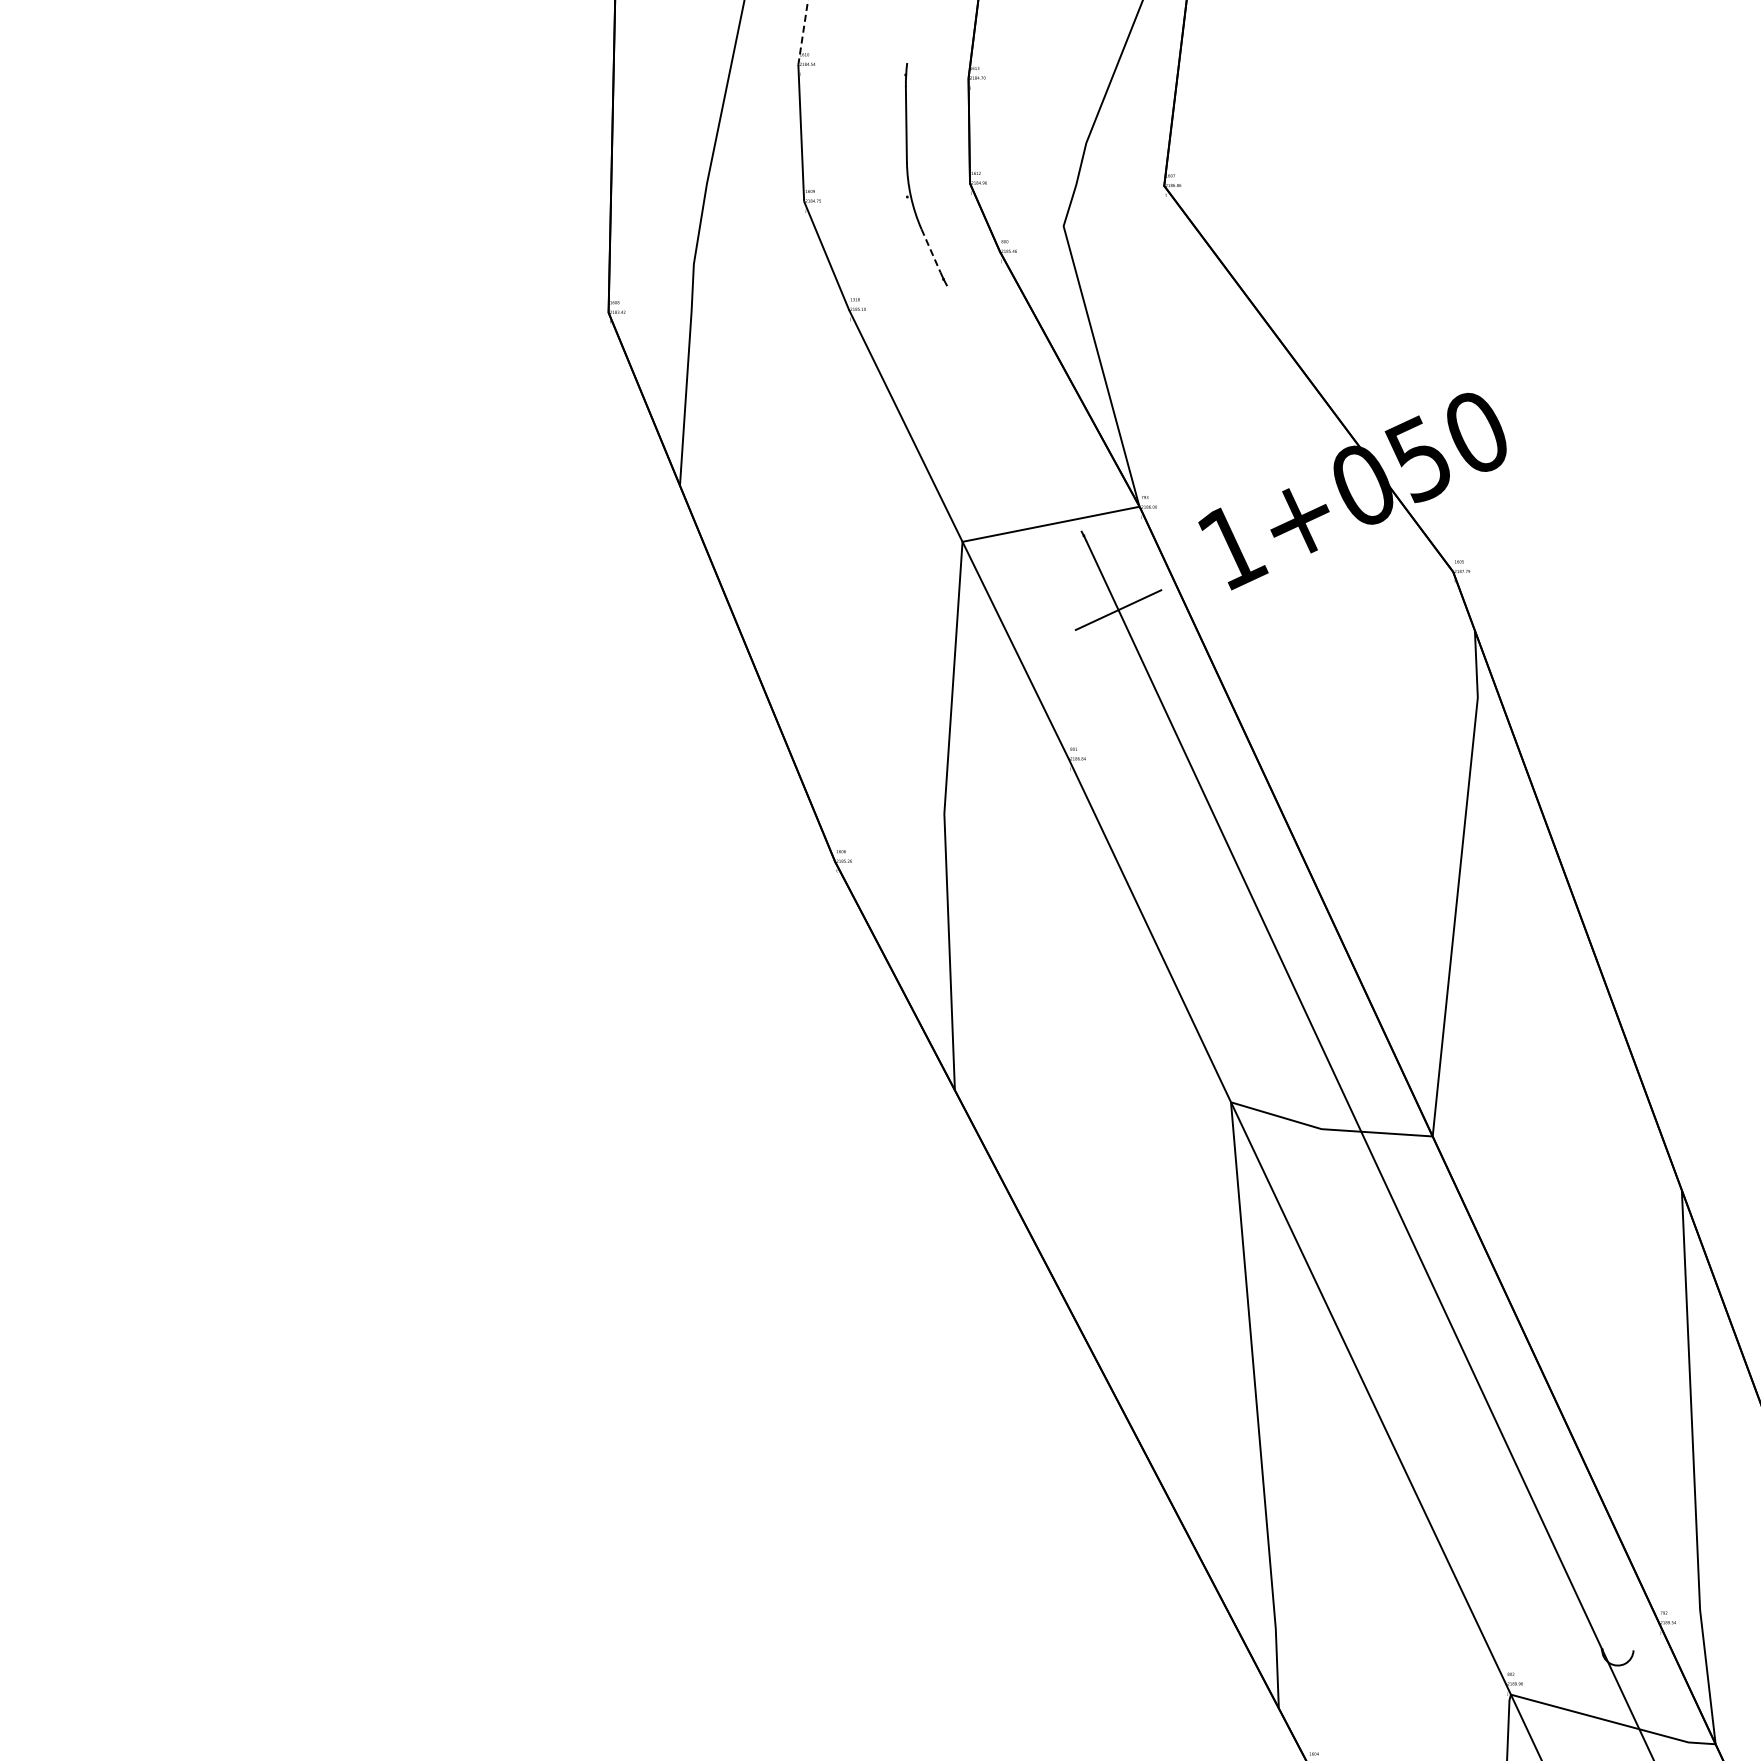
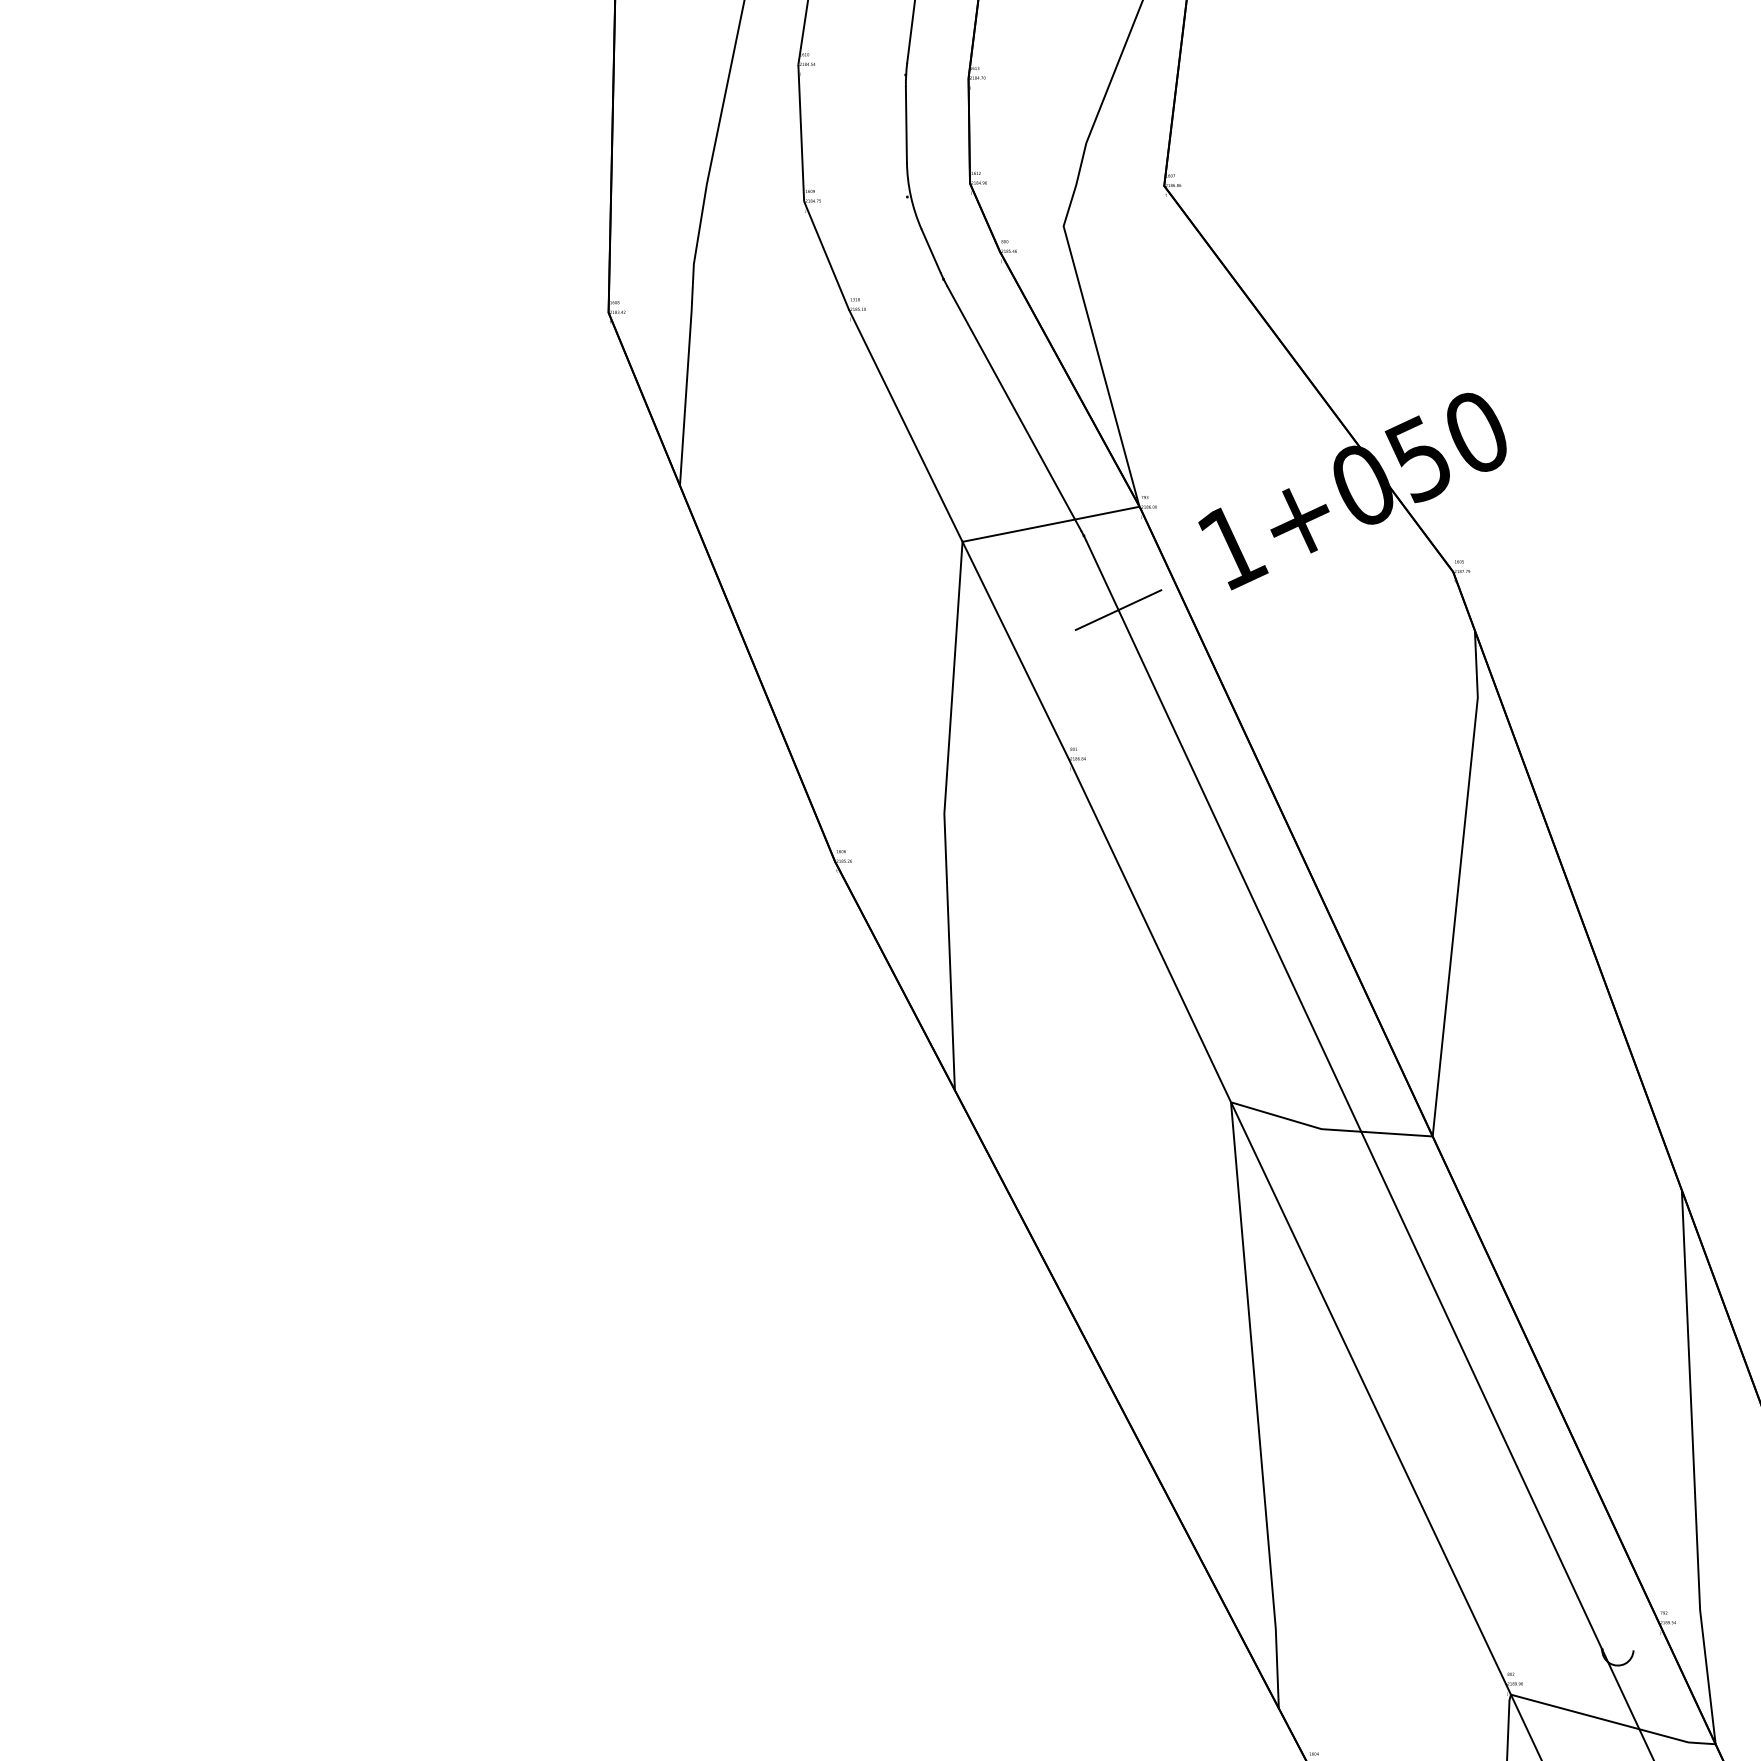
line: none -> present (910, 32)
line: dashed -> solid (803, 33)
line: dashed -> solid (931, 250)
line: none -> present (1014, 408)
